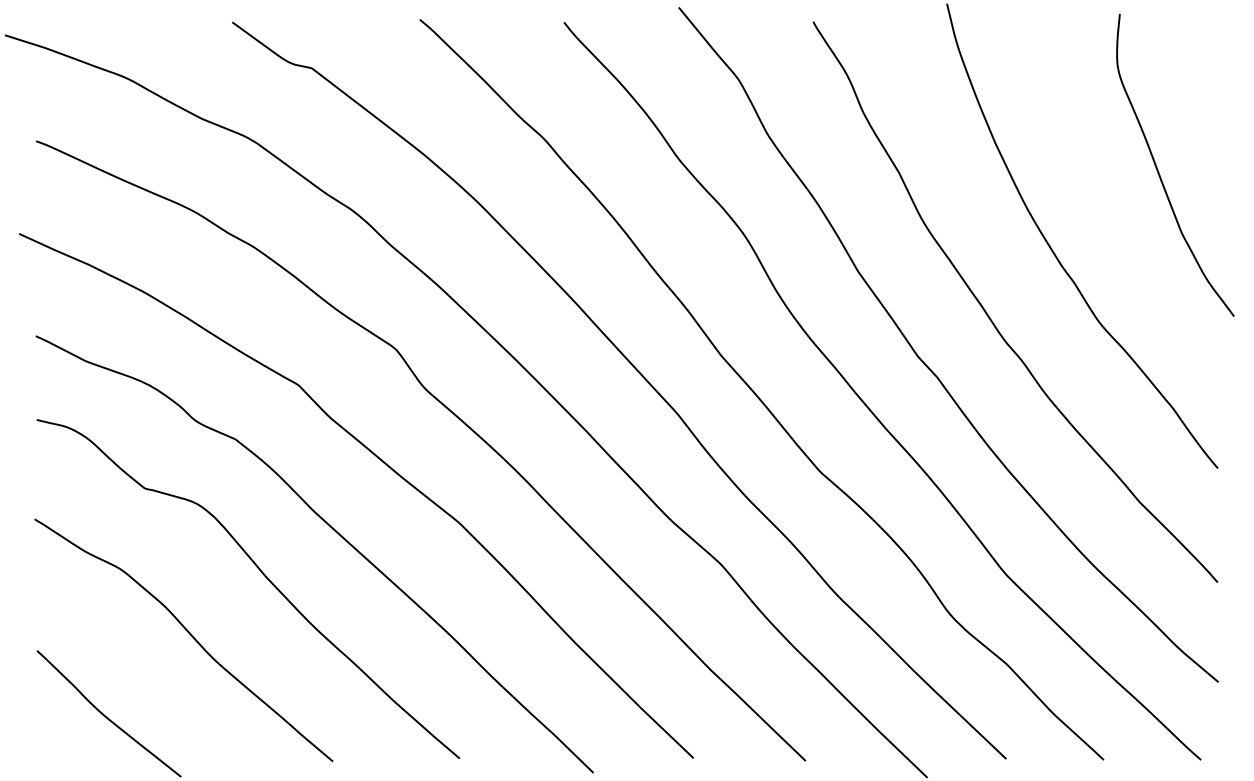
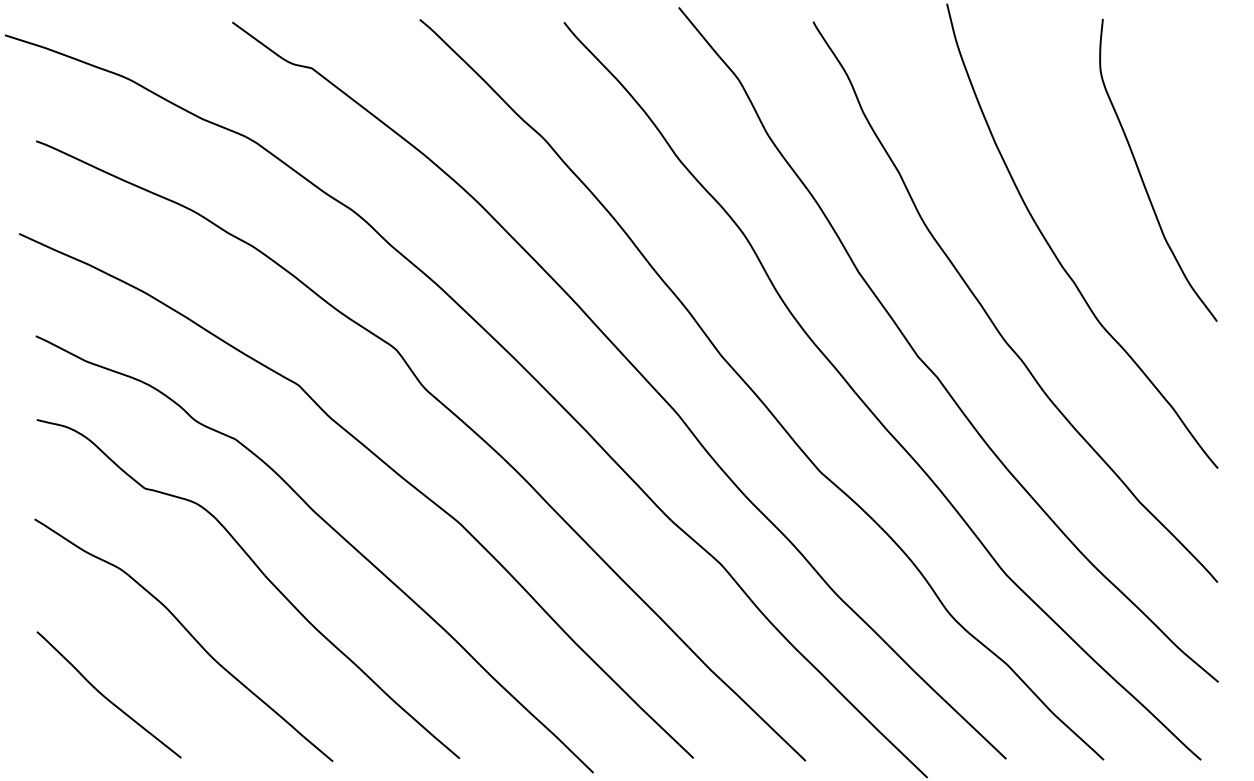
curve position: (1158, 169) -> (1141, 174) (1141, 174)
curve position: (105, 715) -> (105, 696) (105, 696)
